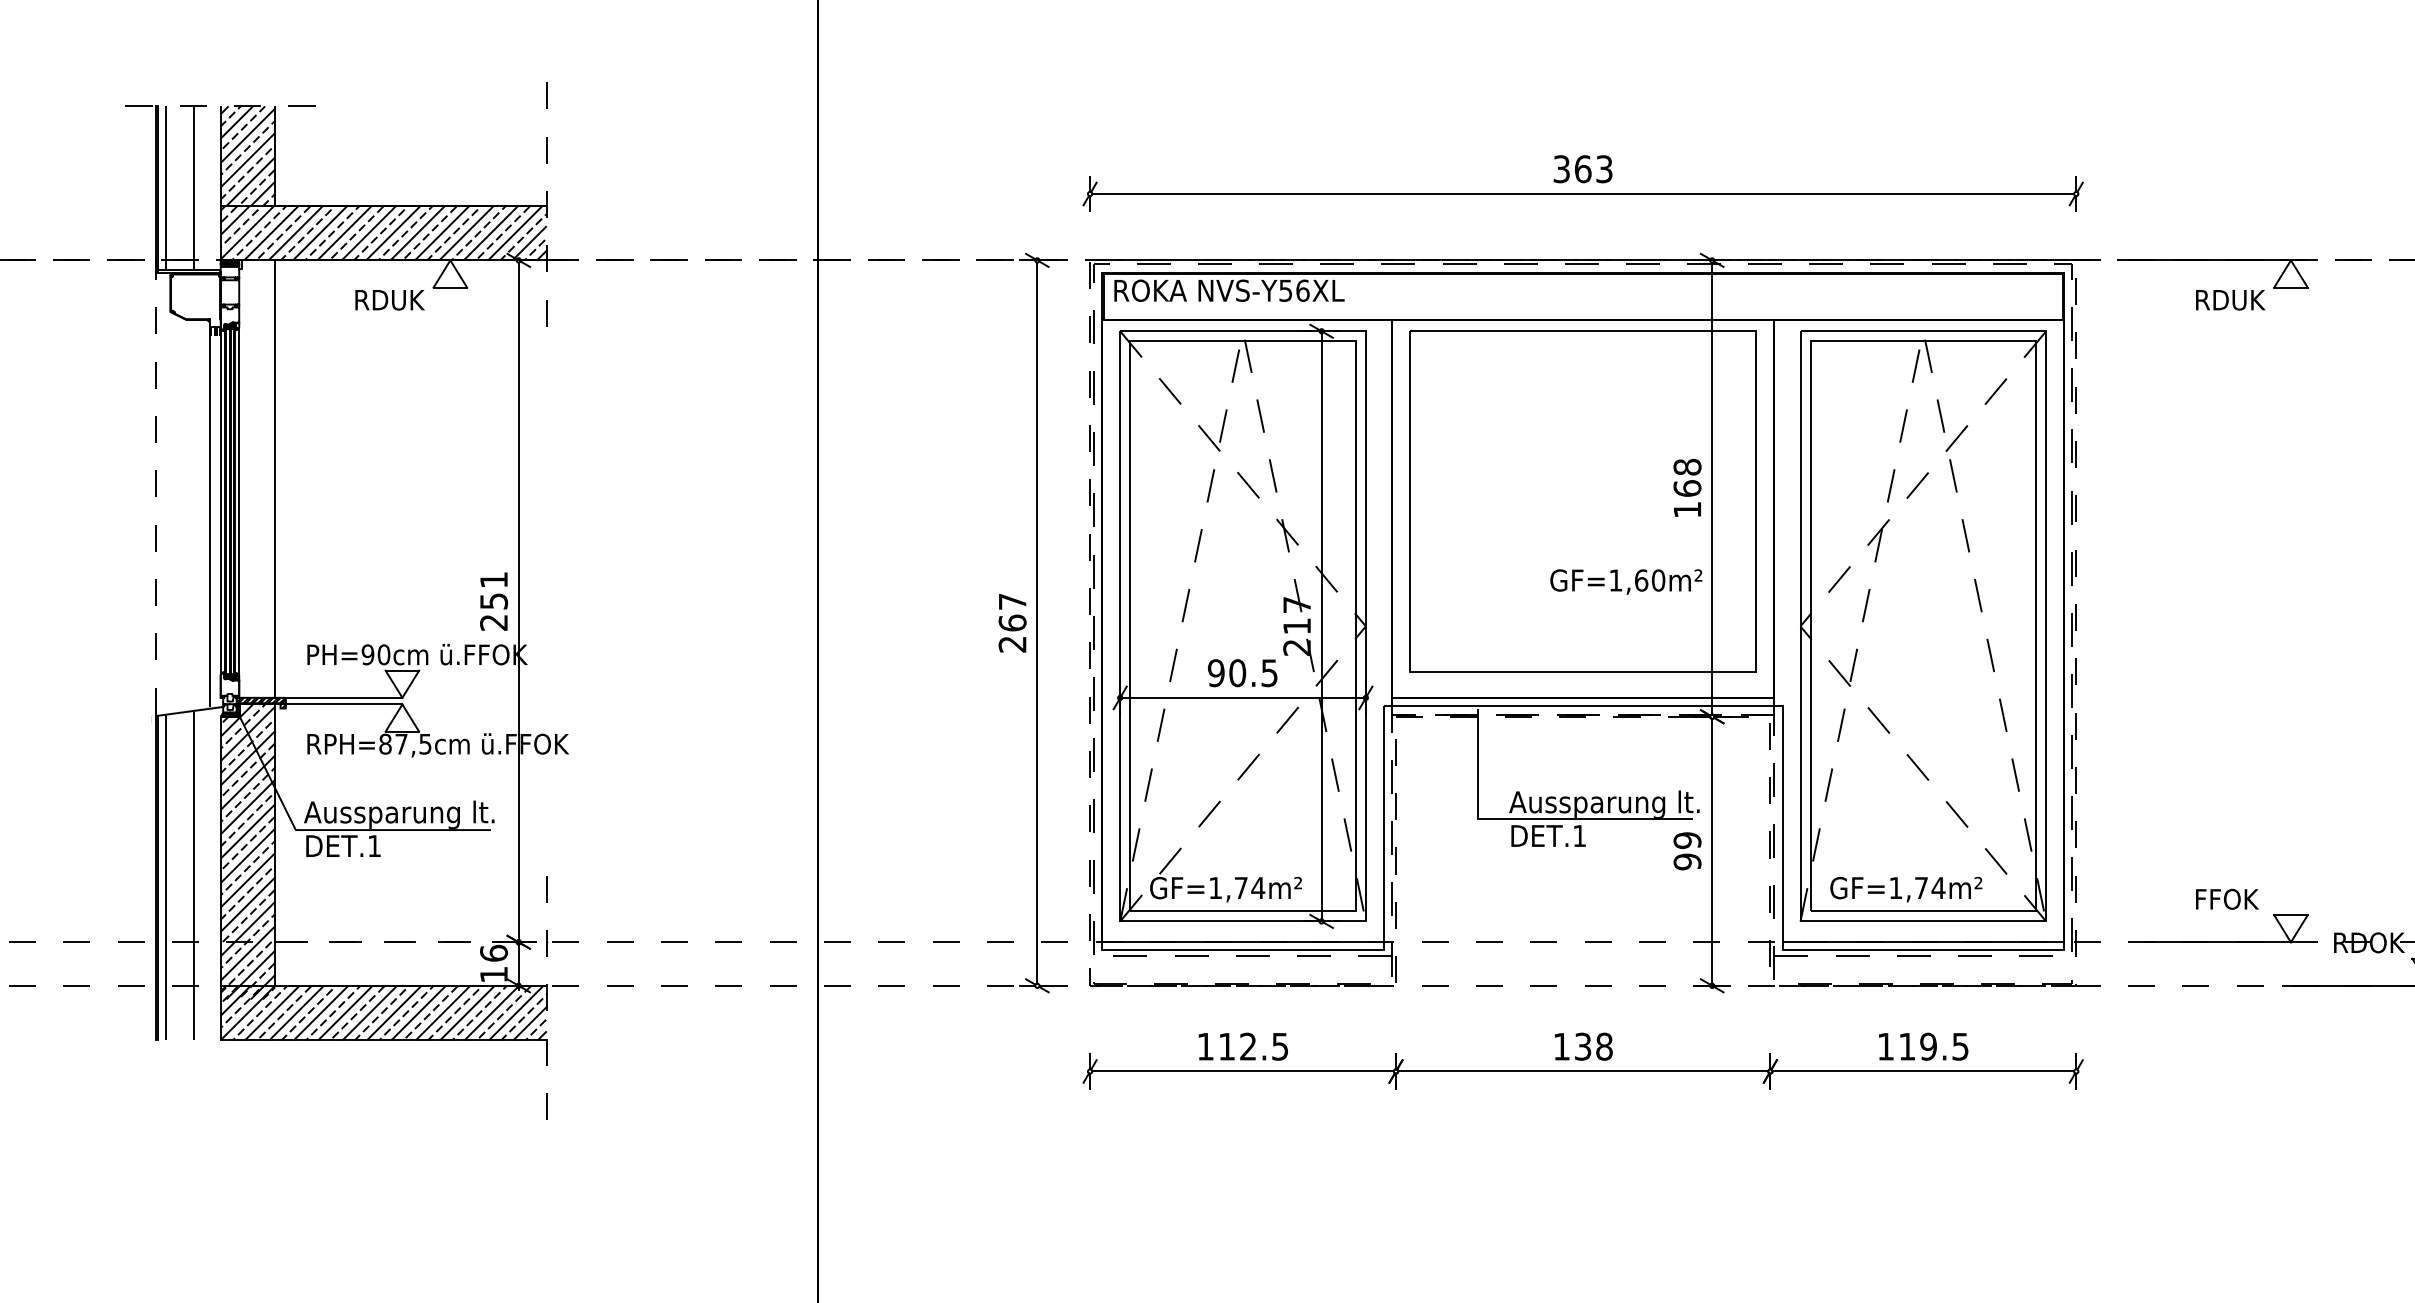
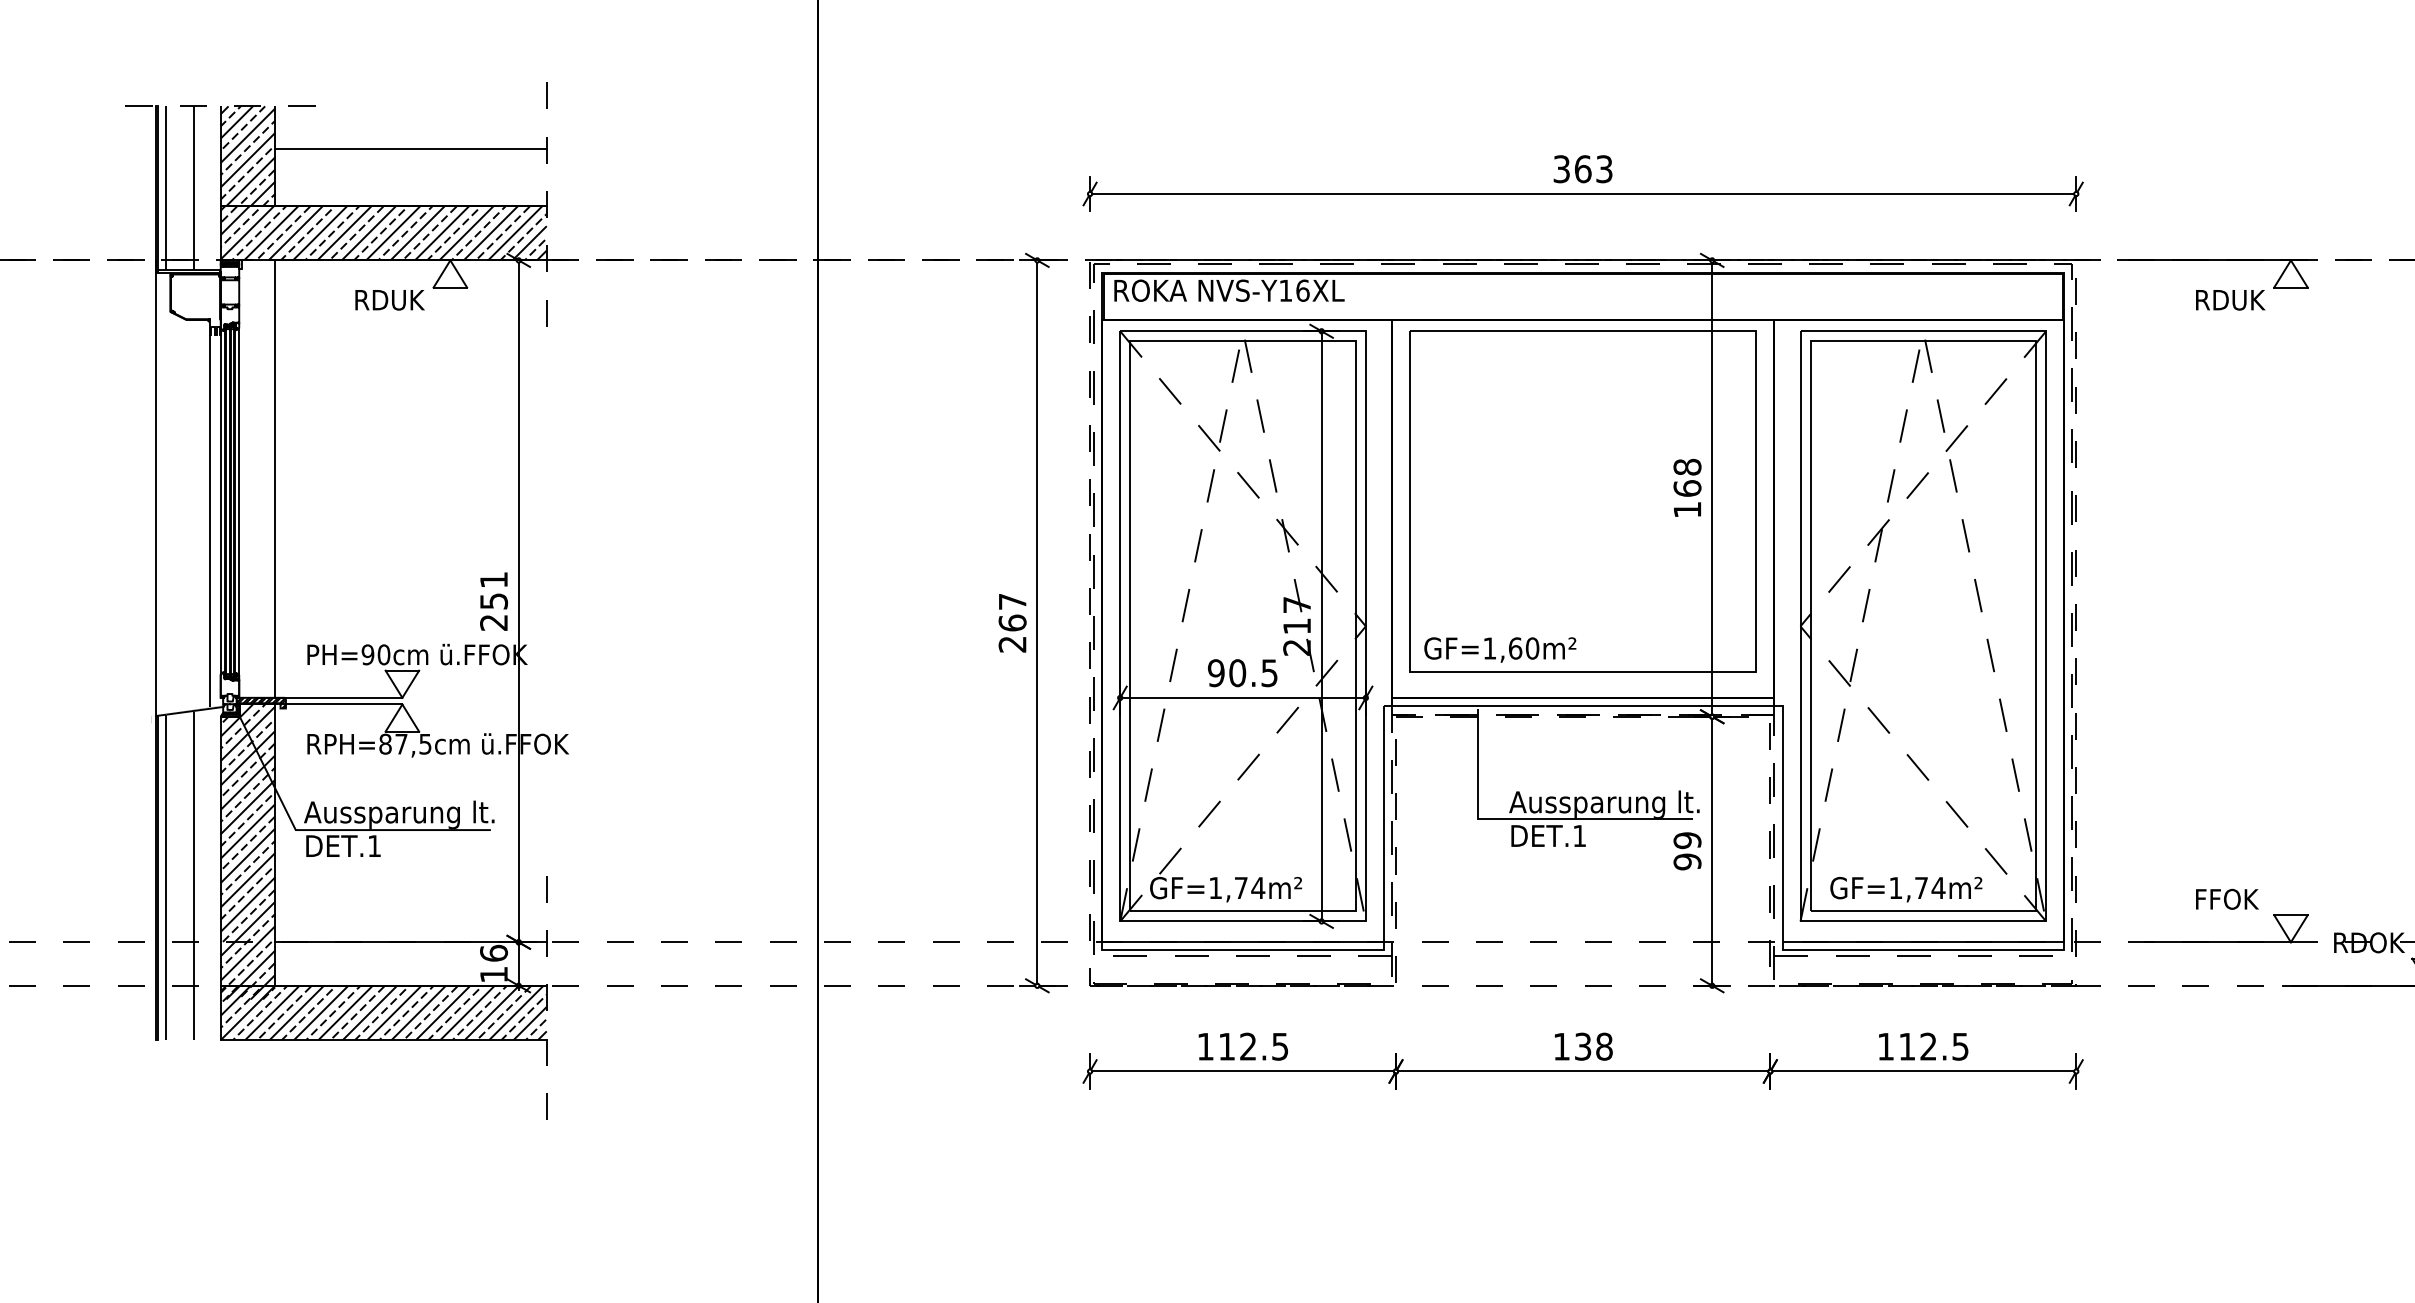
line: none -> present (410, 149)
text: NVS-Y56XL -> NVS-Y16XL (1285, 290)
line: dashed -> solid (155, 487)
text position: (1626, 581) -> (1500, 649) (1500, 649)
line: dashed -> solid (410, 942)
text: 119.5 -> 112.5 (1928, 1046)
